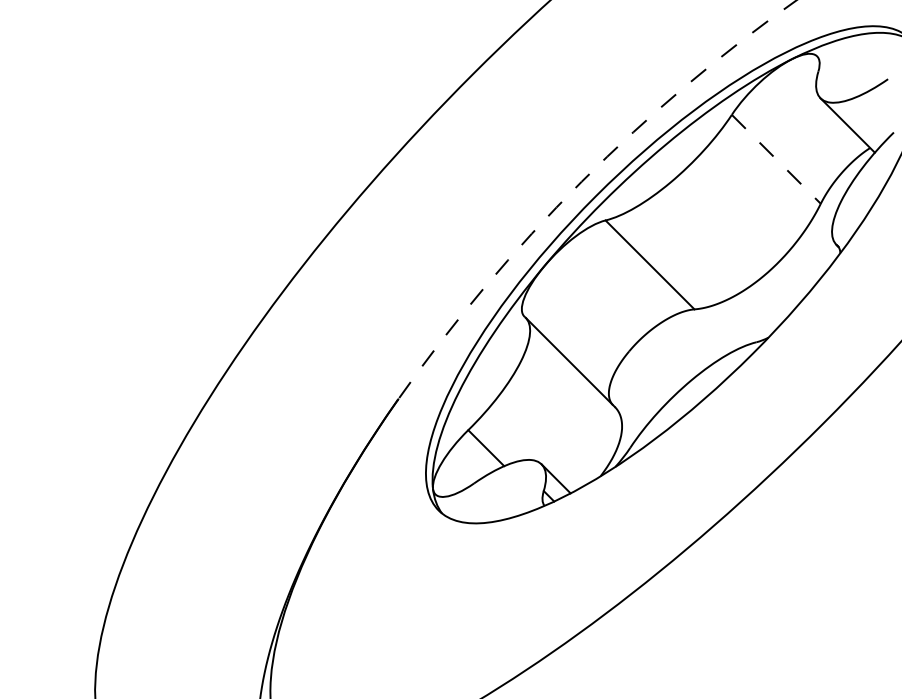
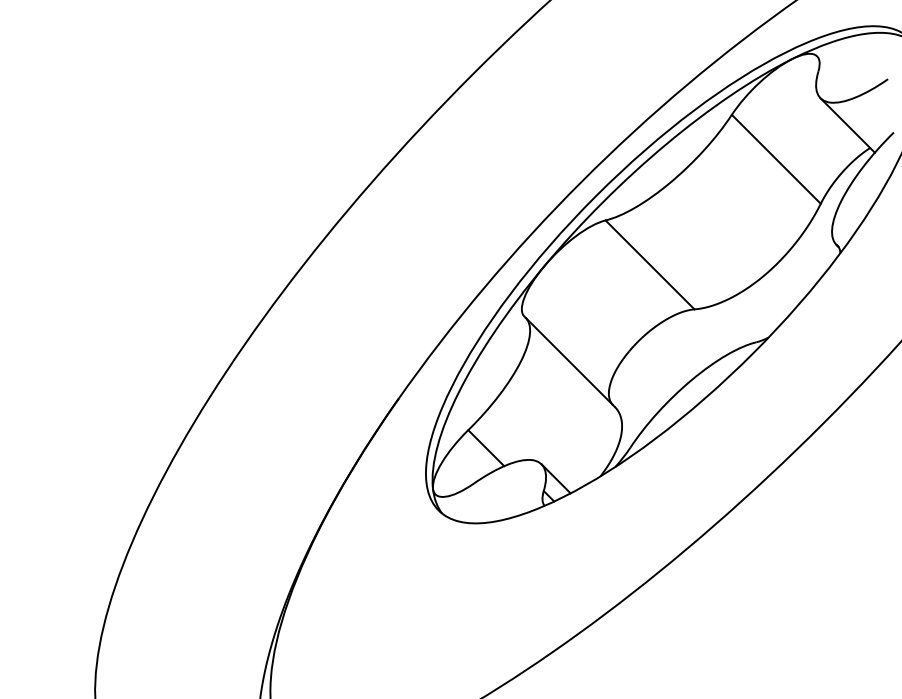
line: dashed -> solid (776, 159)
arc: dashed -> solid (580, 183)
